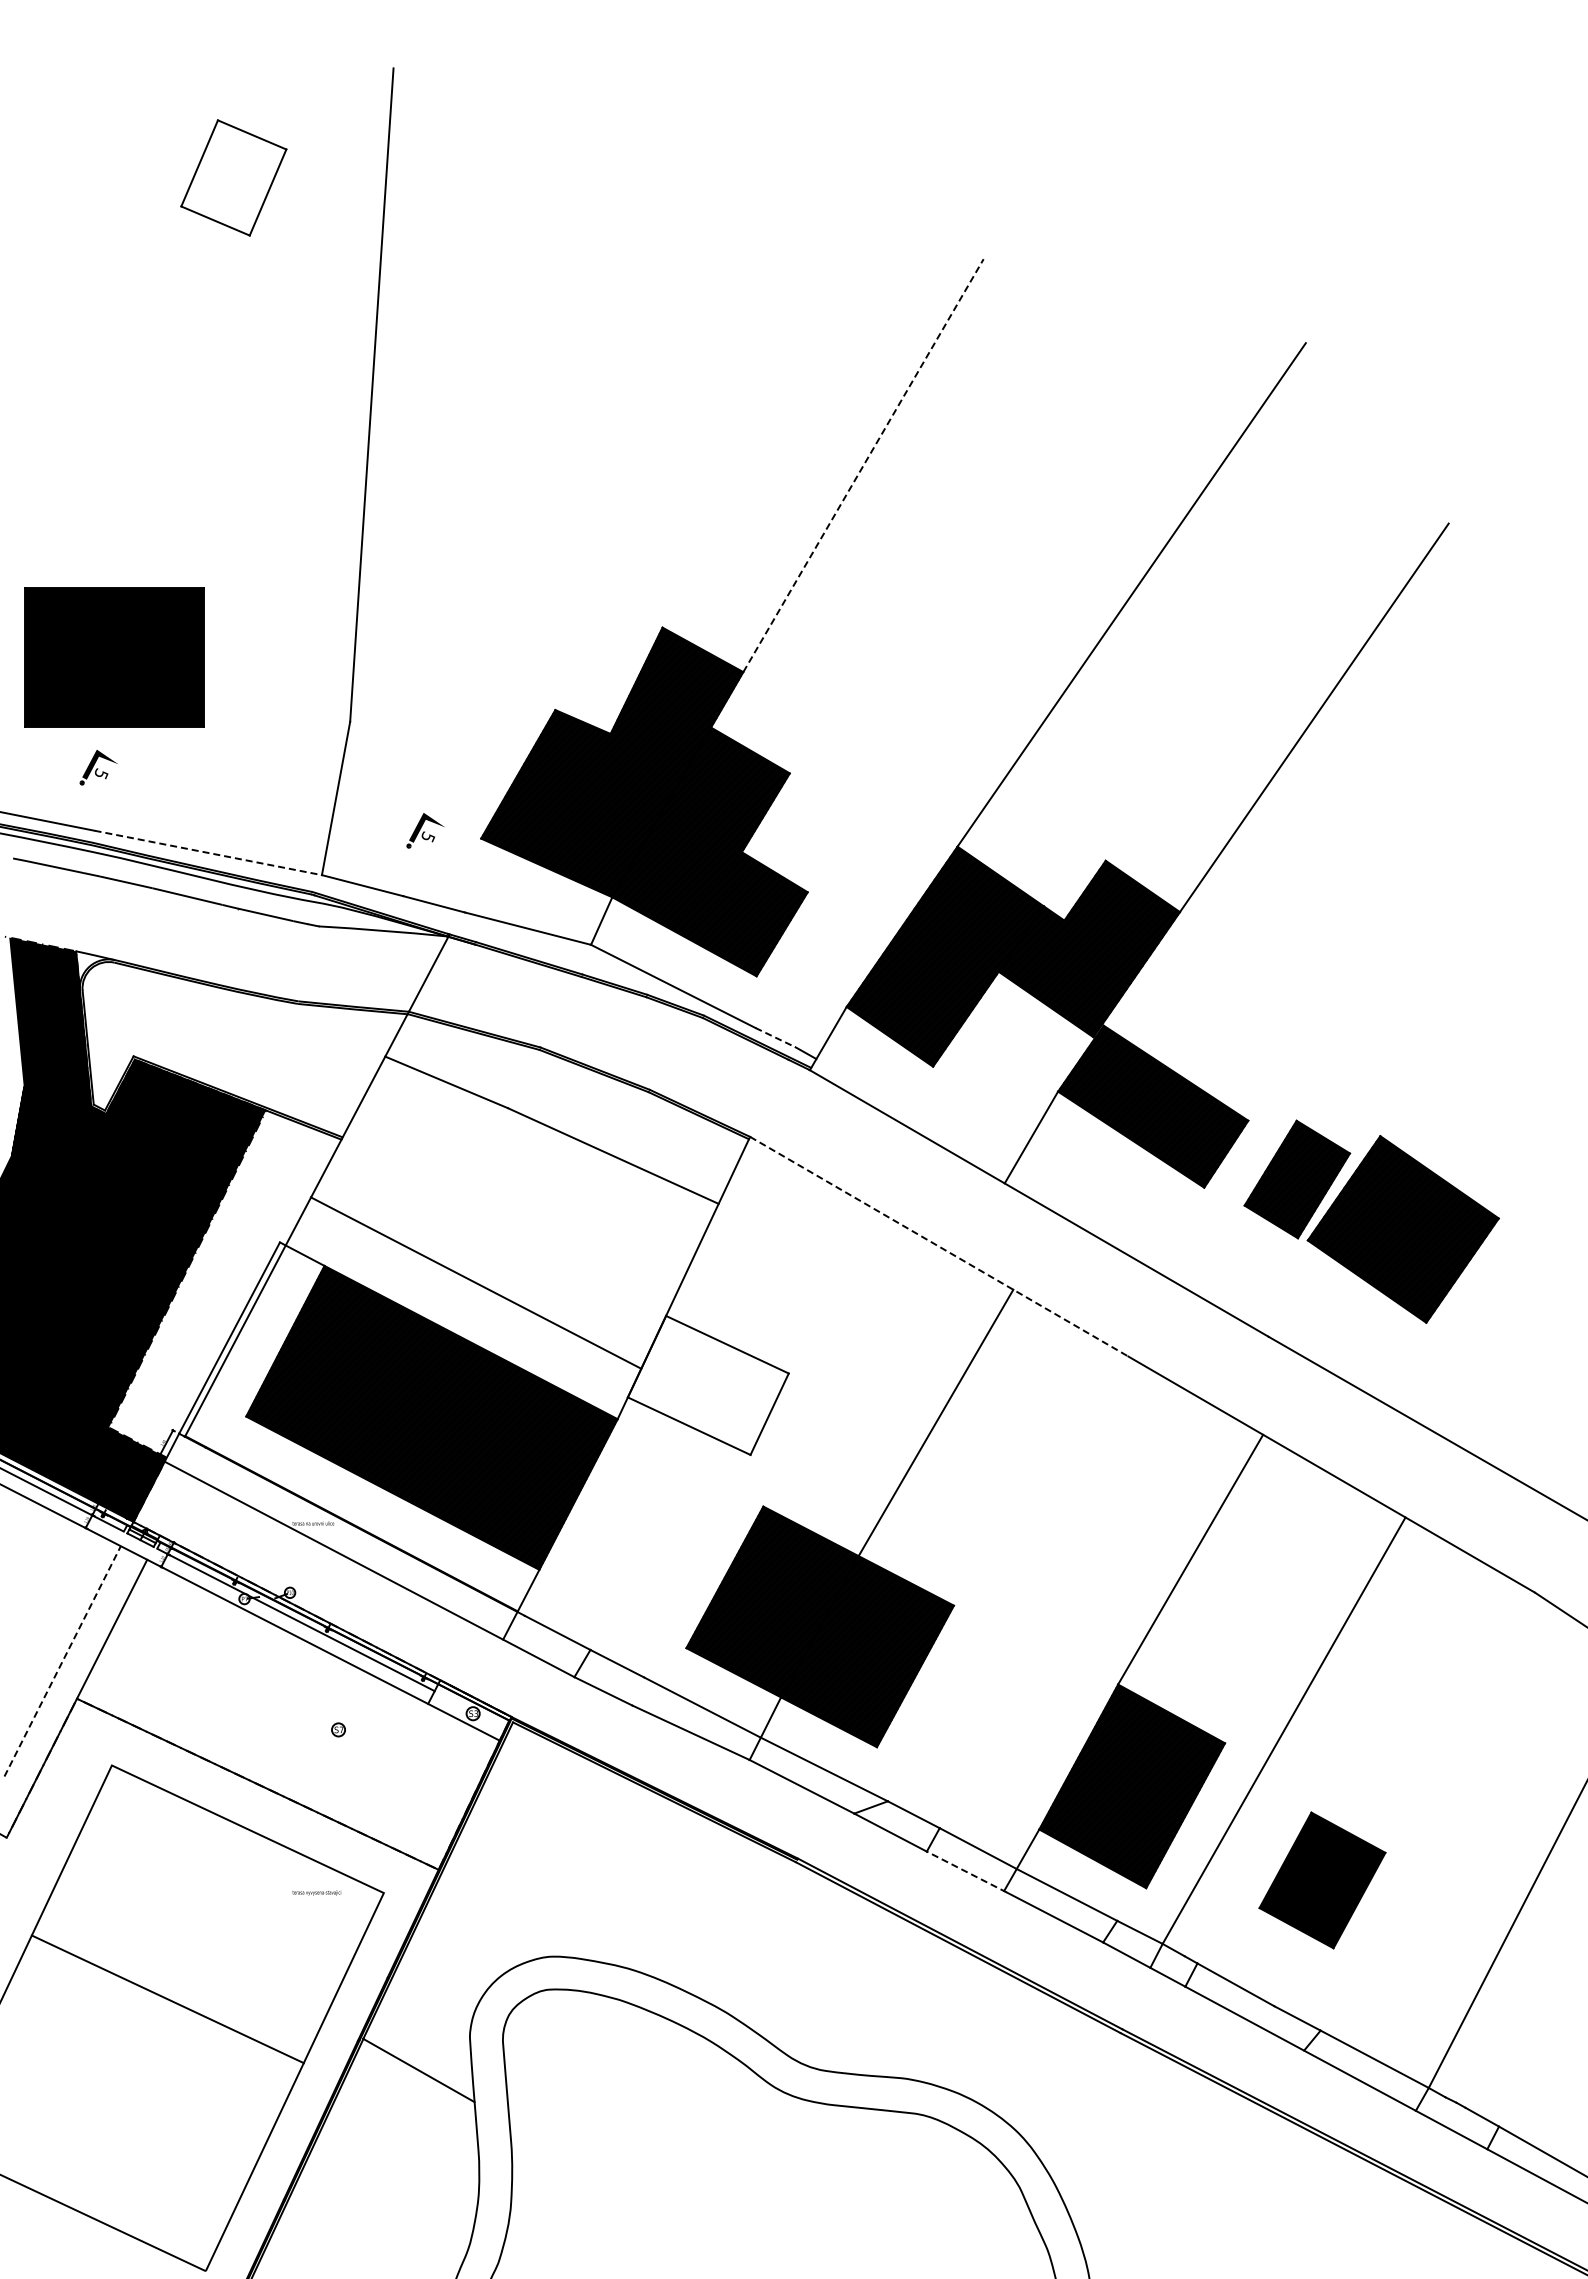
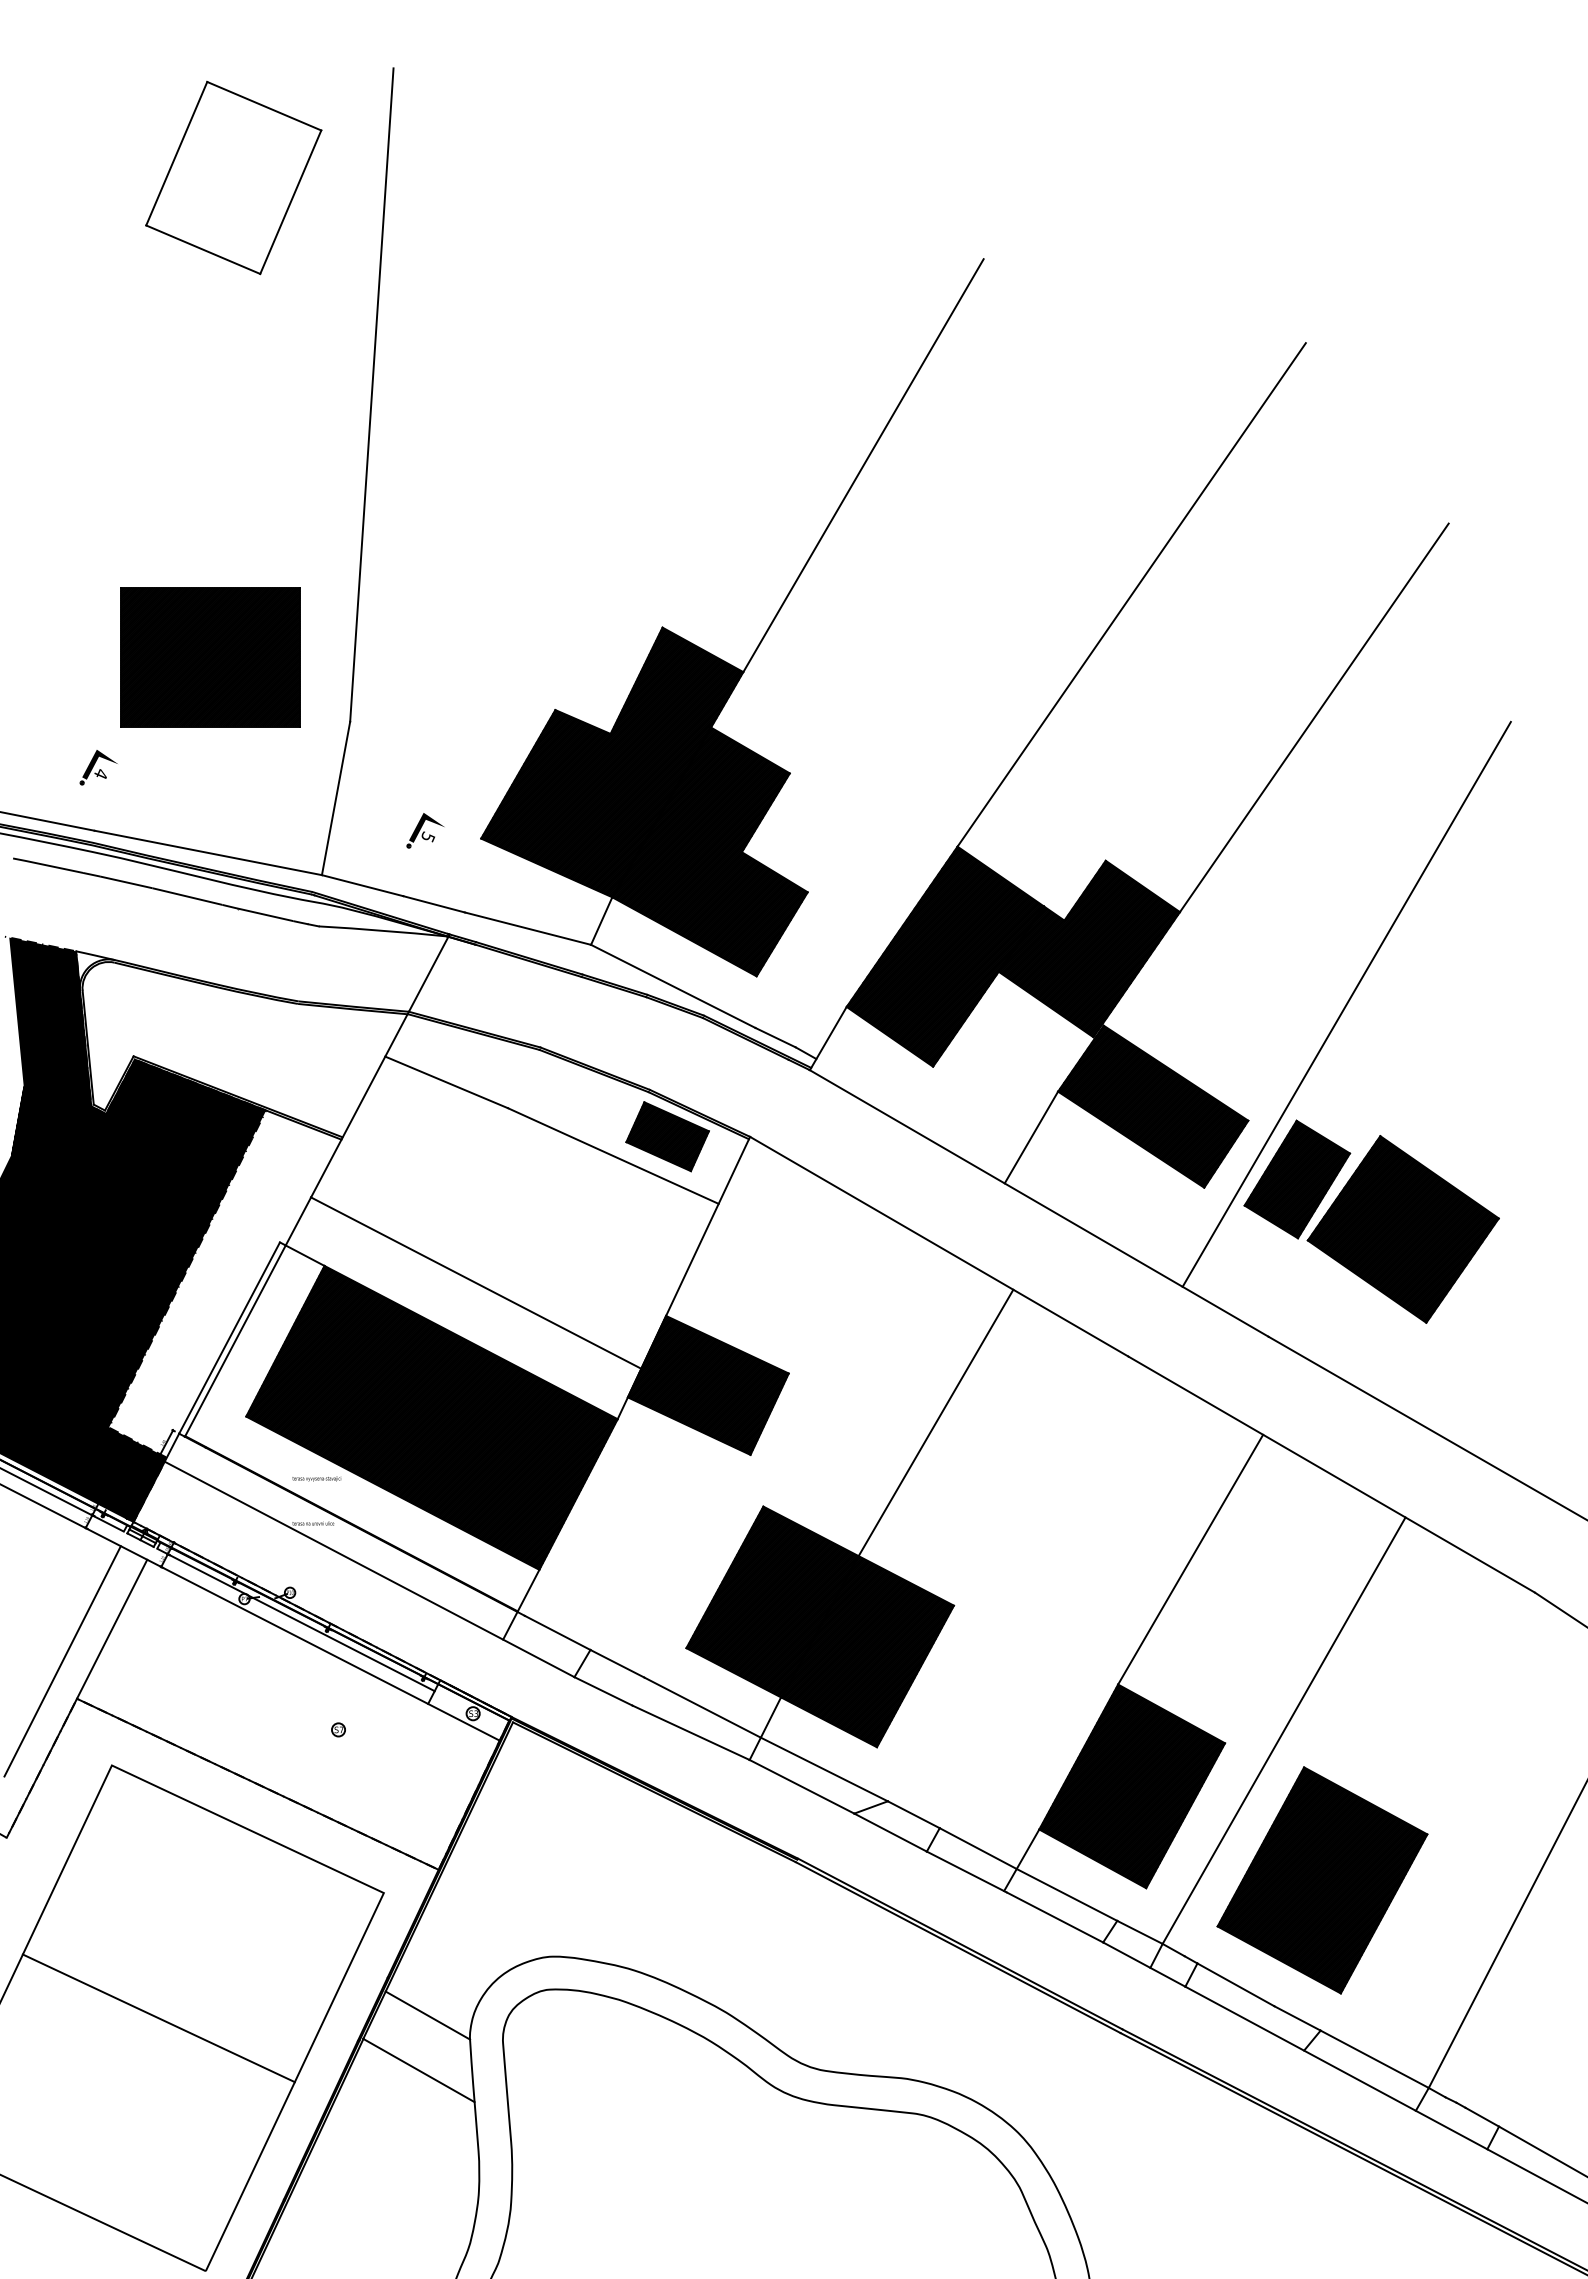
part size: 108x118 px -> 178x196 px (233, 177)
line: dashed -> solid (863, 465)
part position: (114, 657) -> (210, 657) (210, 657)
text: 5 -> 4 (101, 773)
line: dashed -> solid (208, 852)
line: none -> present (1346, 1003)
line: dashed -> solid (776, 1037)
part: none -> present (667, 1136)
line: dashed -> solid (939, 1246)
hatch: none -> present (708, 1385)
line: dashed -> solid (62, 1660)
line: dashed -> solid (966, 1872)
part size: 129x139 px -> 213x229 px (1322, 1880)
text position: (316, 1892) -> (316, 1478) (316, 1478)
line position: (167, 1999) -> (158, 2018) (158, 2018)
line: none -> present (427, 2015)
